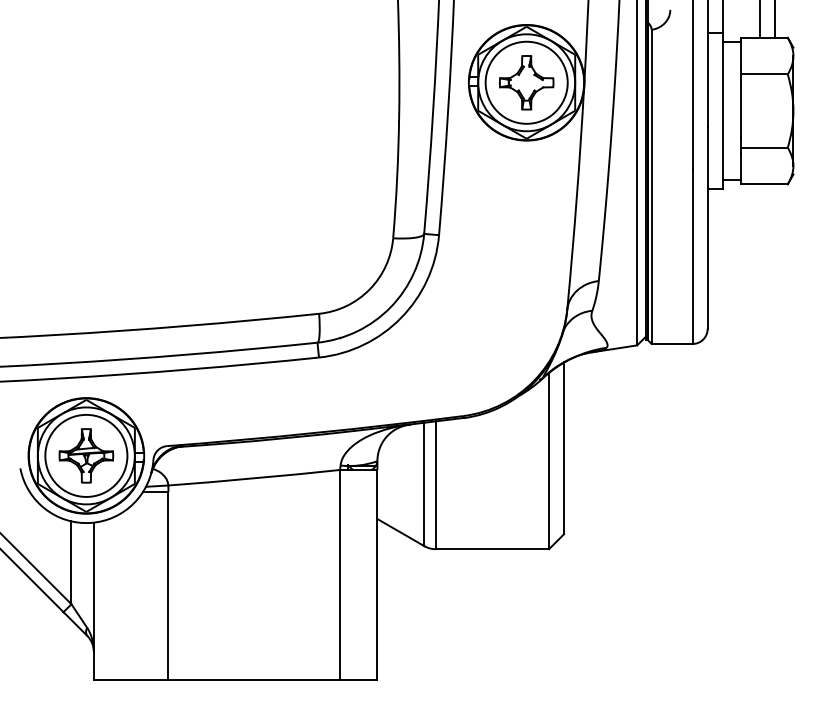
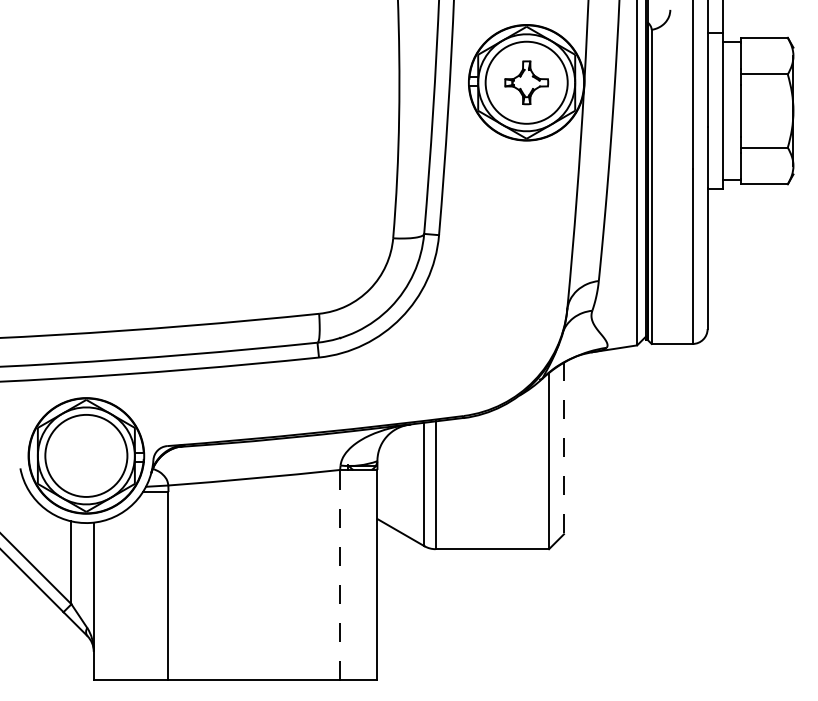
line: present -> none (759, 19)
line: present -> none (774, 19)
part size: 56x56 px -> 46x46 px (526, 82)
line: solid -> dashed (563, 448)
part: present -> none (86, 455)
line: solid -> dashed (340, 574)
